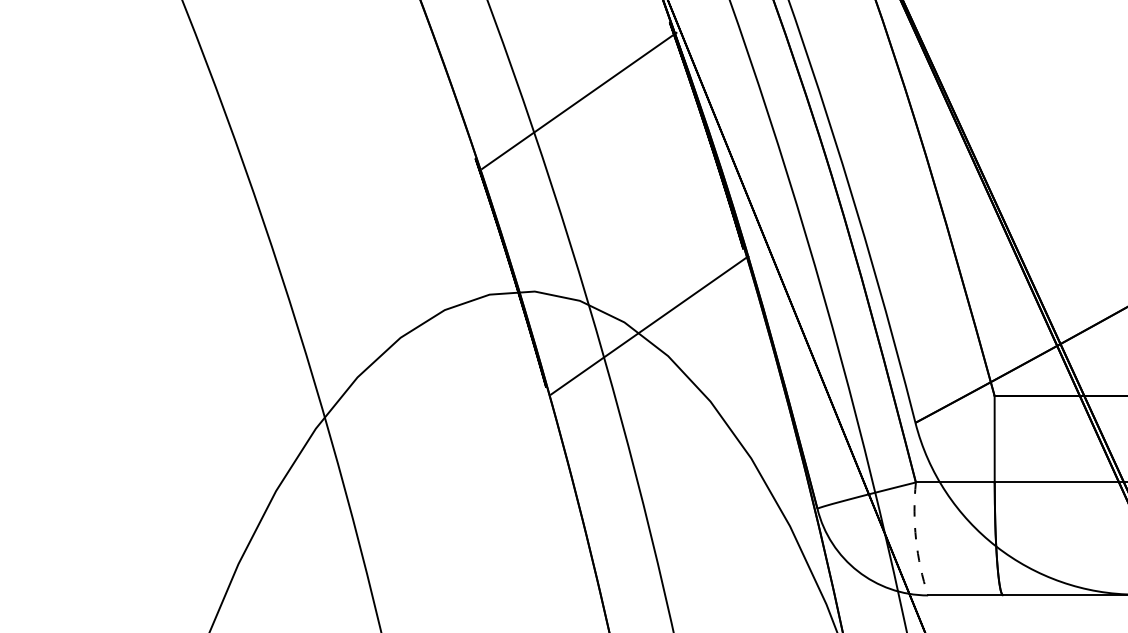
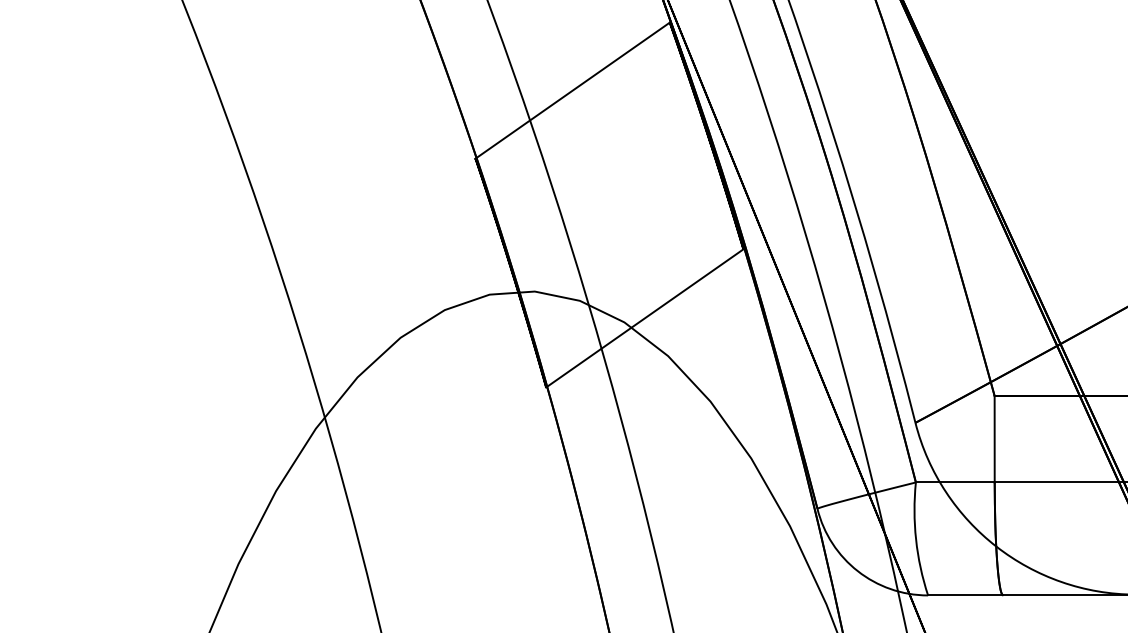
line position: (579, 100) -> (572, 90) (572, 90)
line position: (649, 325) -> (644, 318) (644, 318)
arc: dashed -> solid (916, 539)
